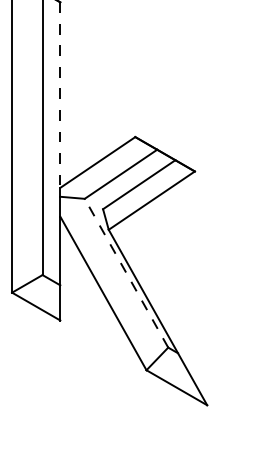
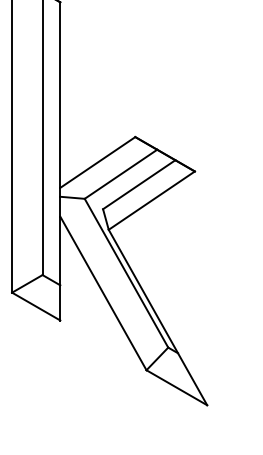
line: dashed -> solid (60, 95)
line: dashed -> solid (126, 272)
